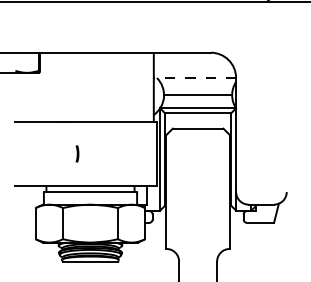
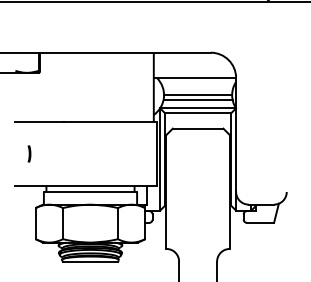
line: dashed -> solid (194, 78)
line: none -> present (197, 100)
part position: (77, 153) -> (29, 153) (29, 153)
